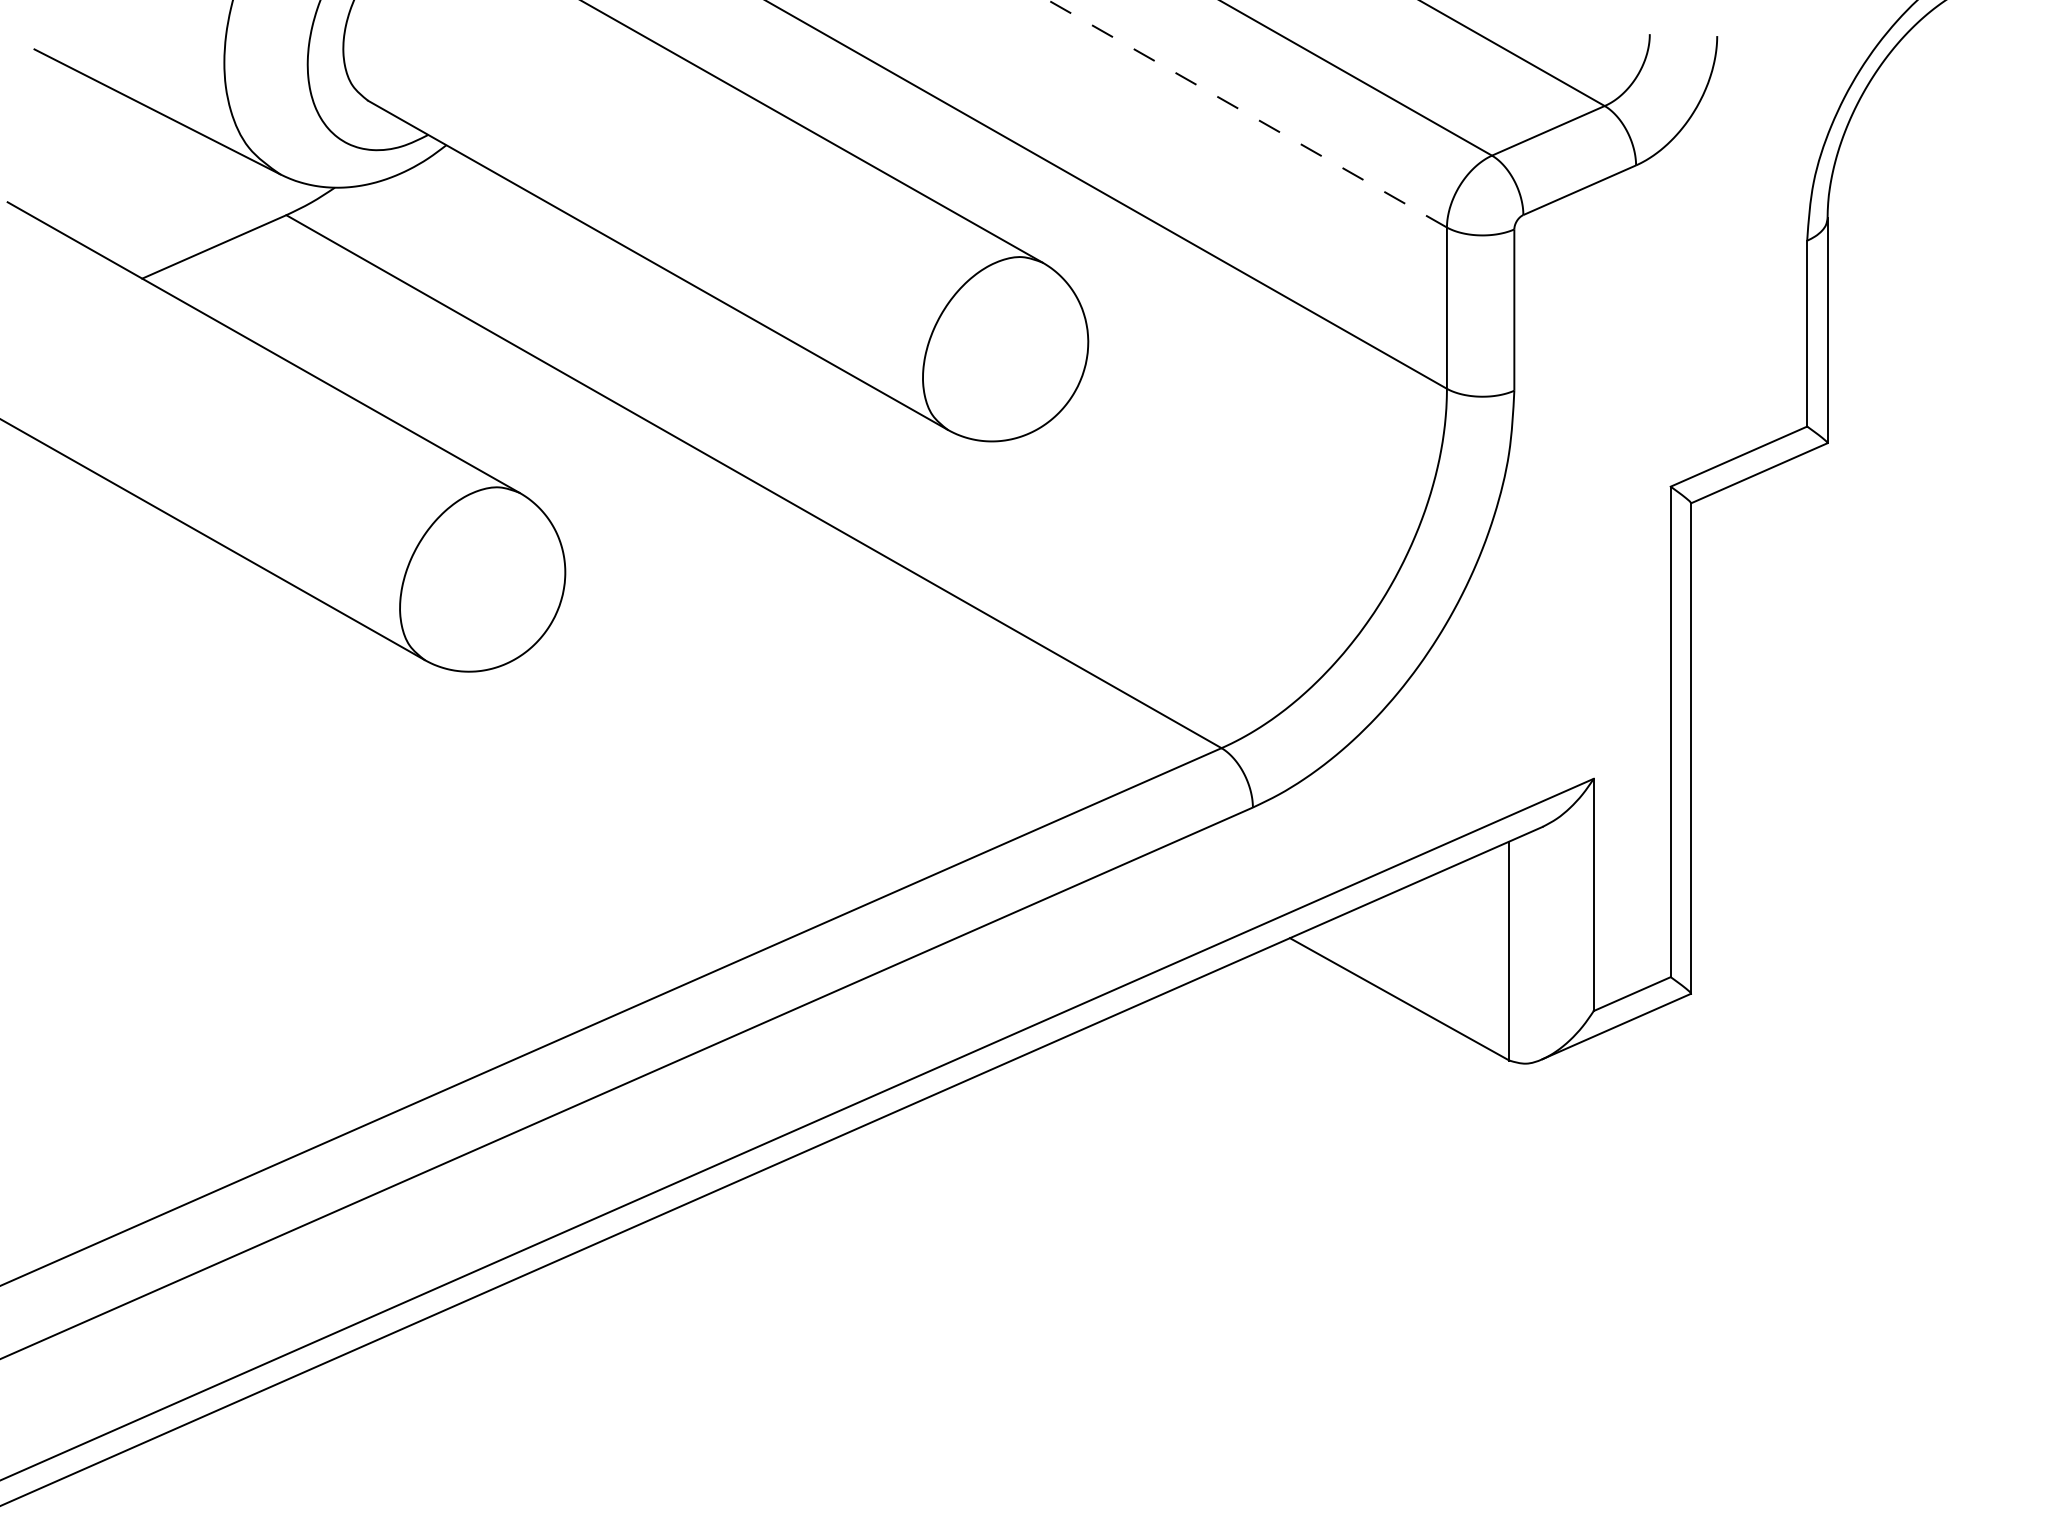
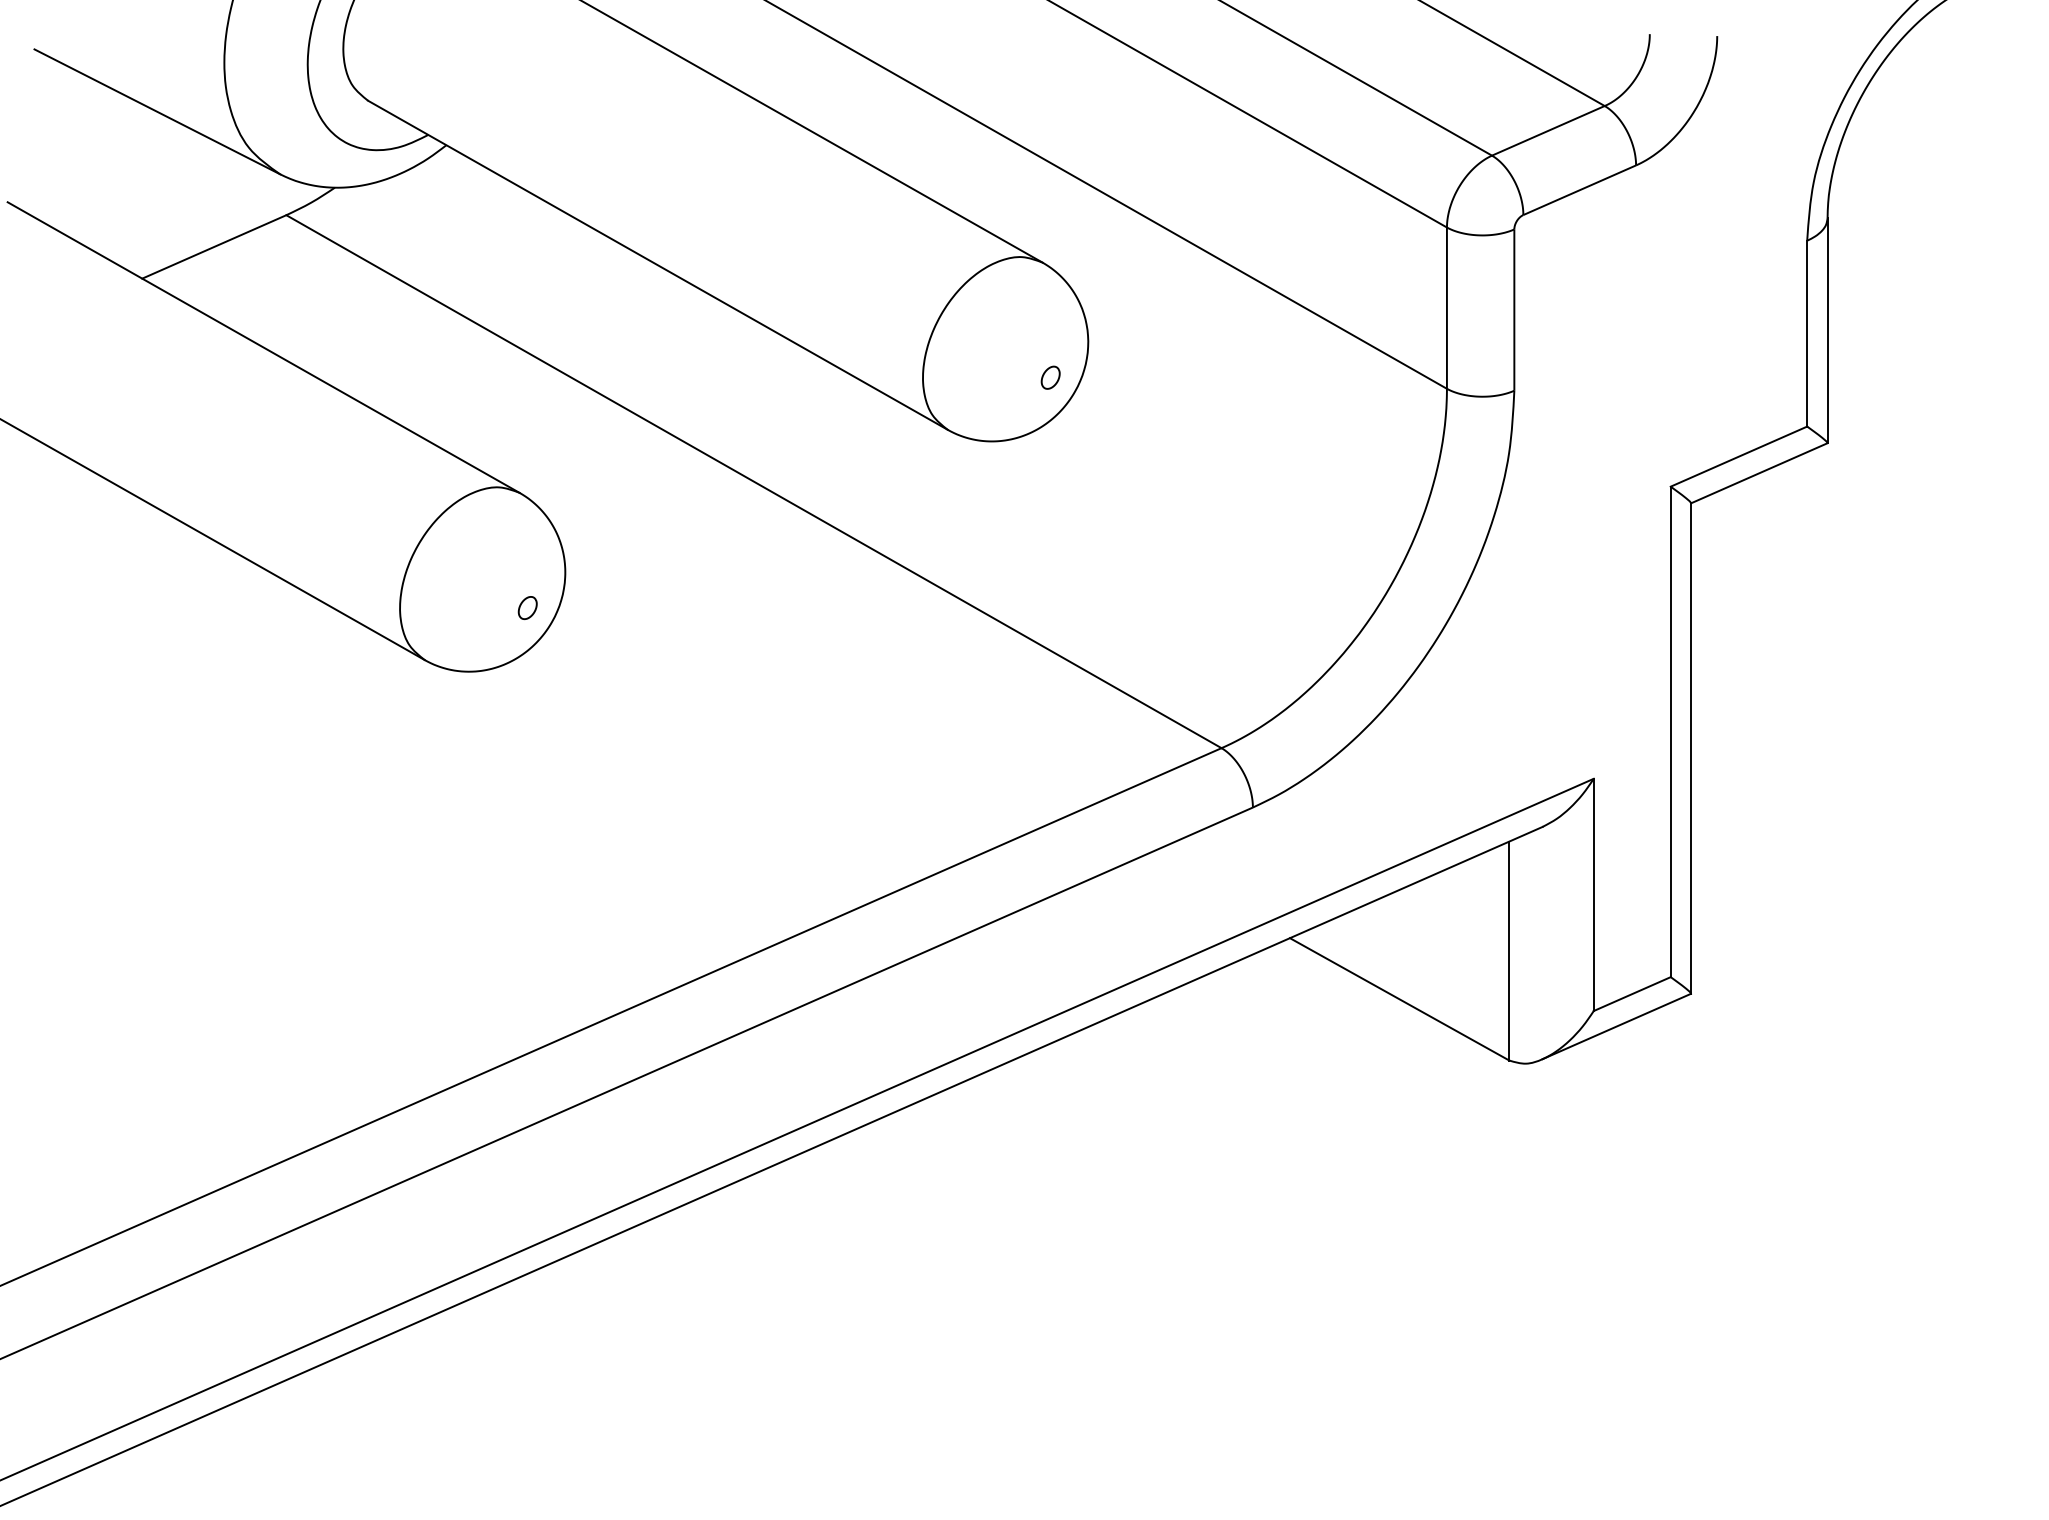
line: dashed -> solid (1247, 113)
part: none -> present (1050, 377)
part: none -> present (527, 608)
